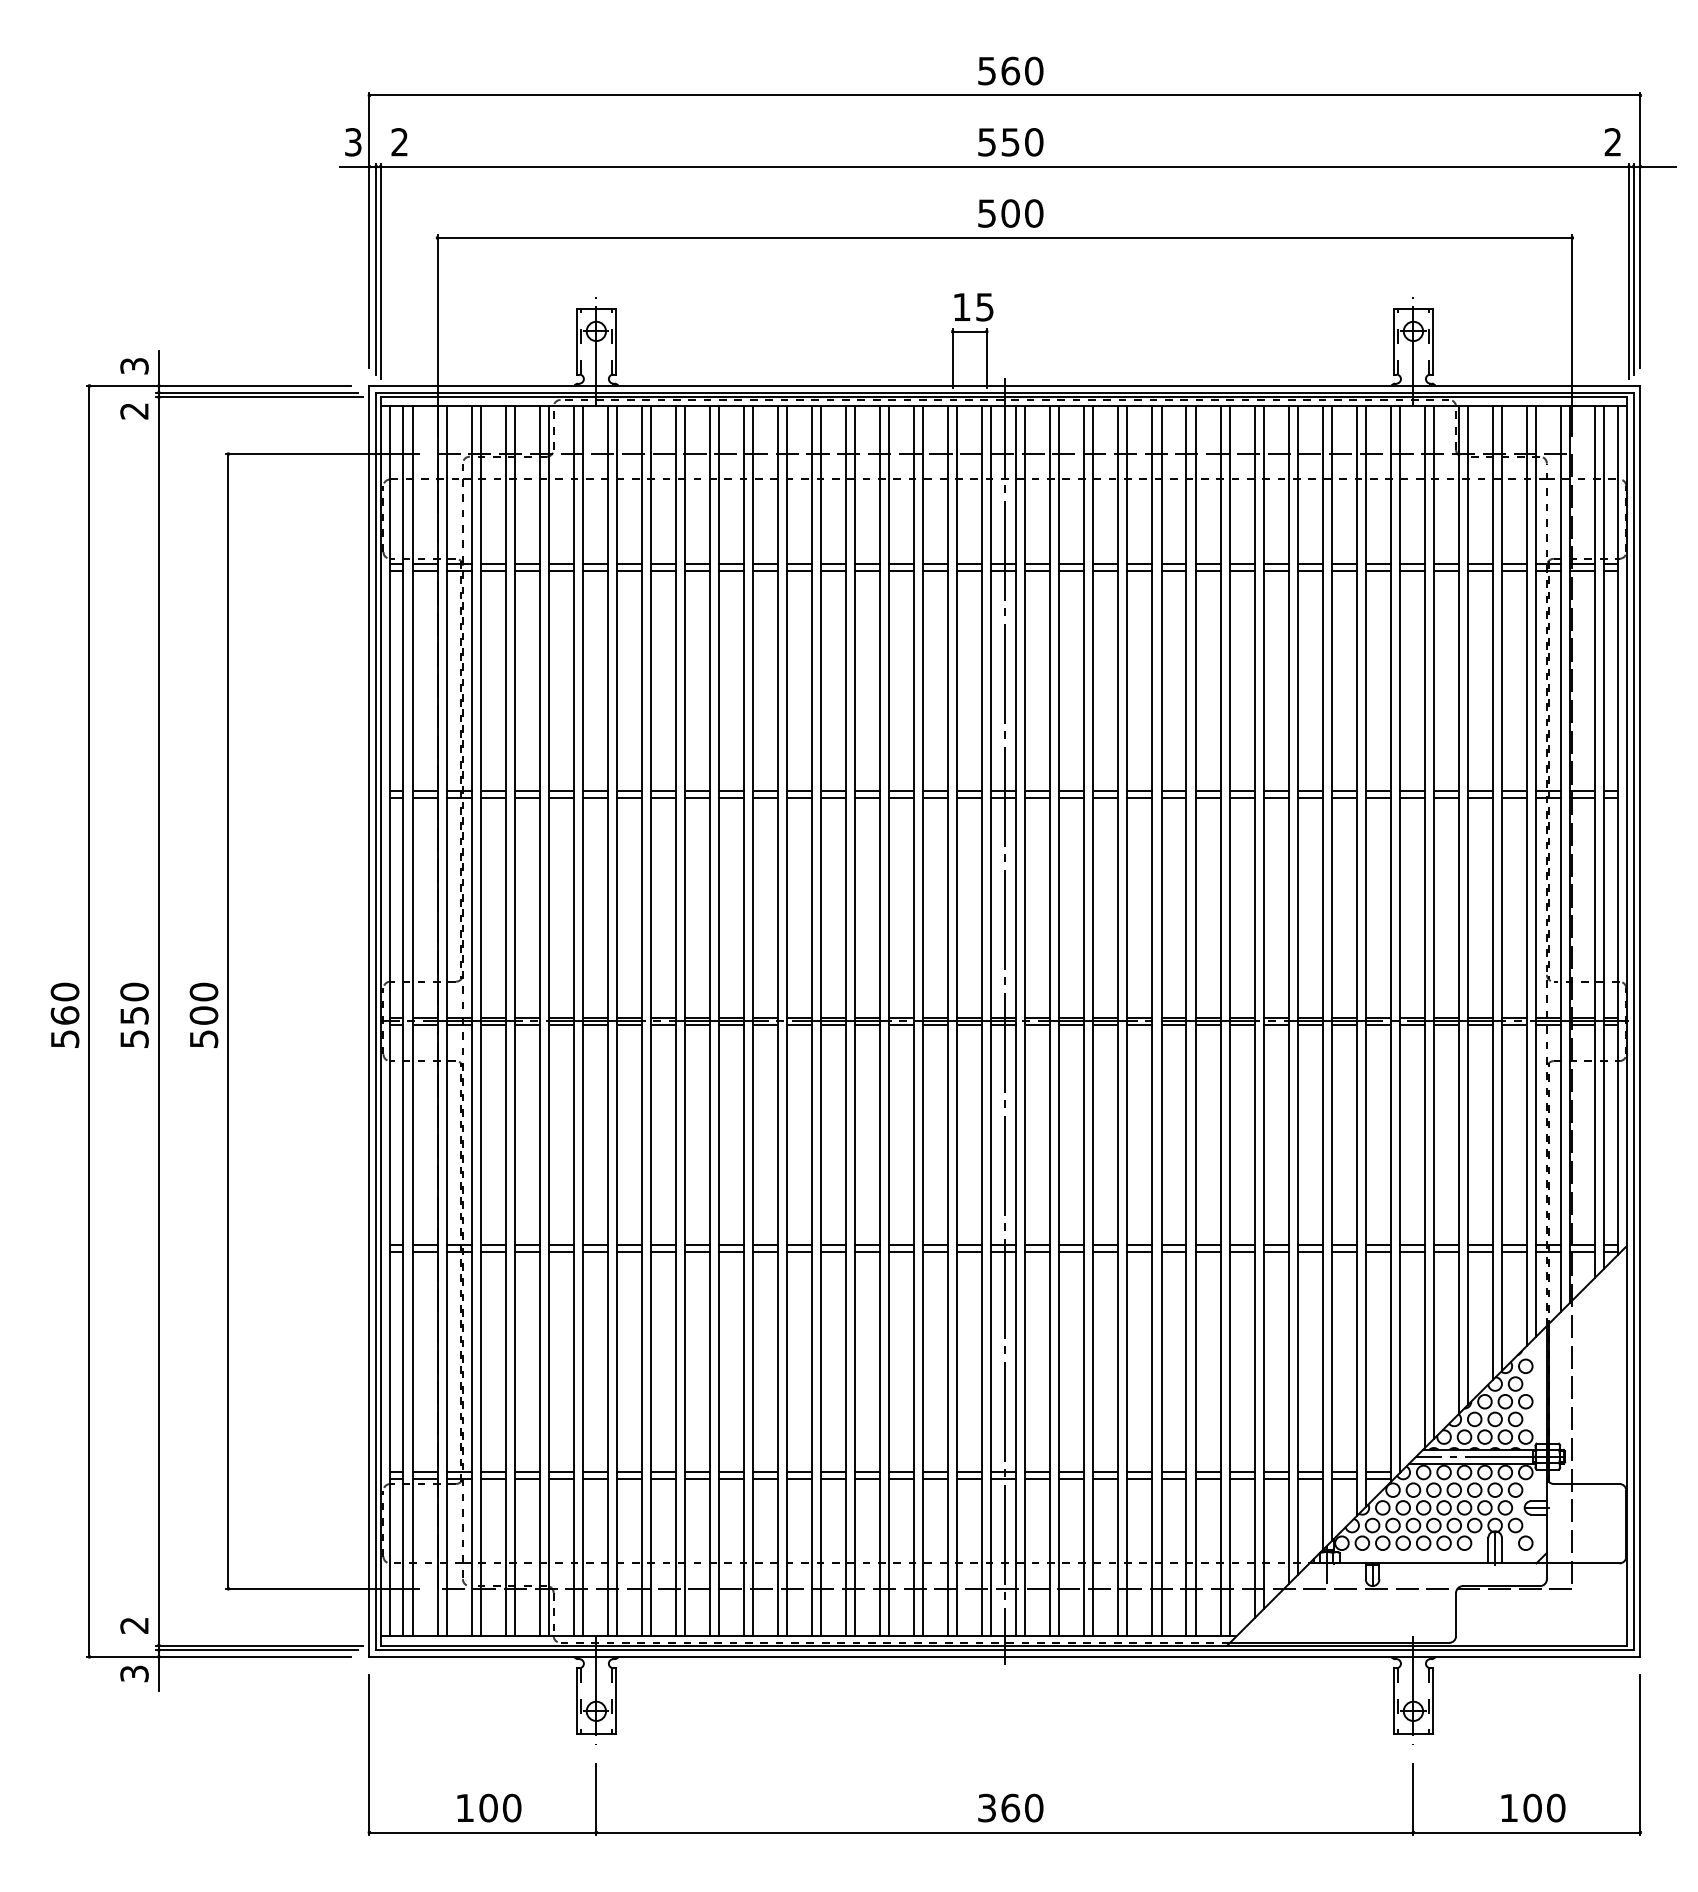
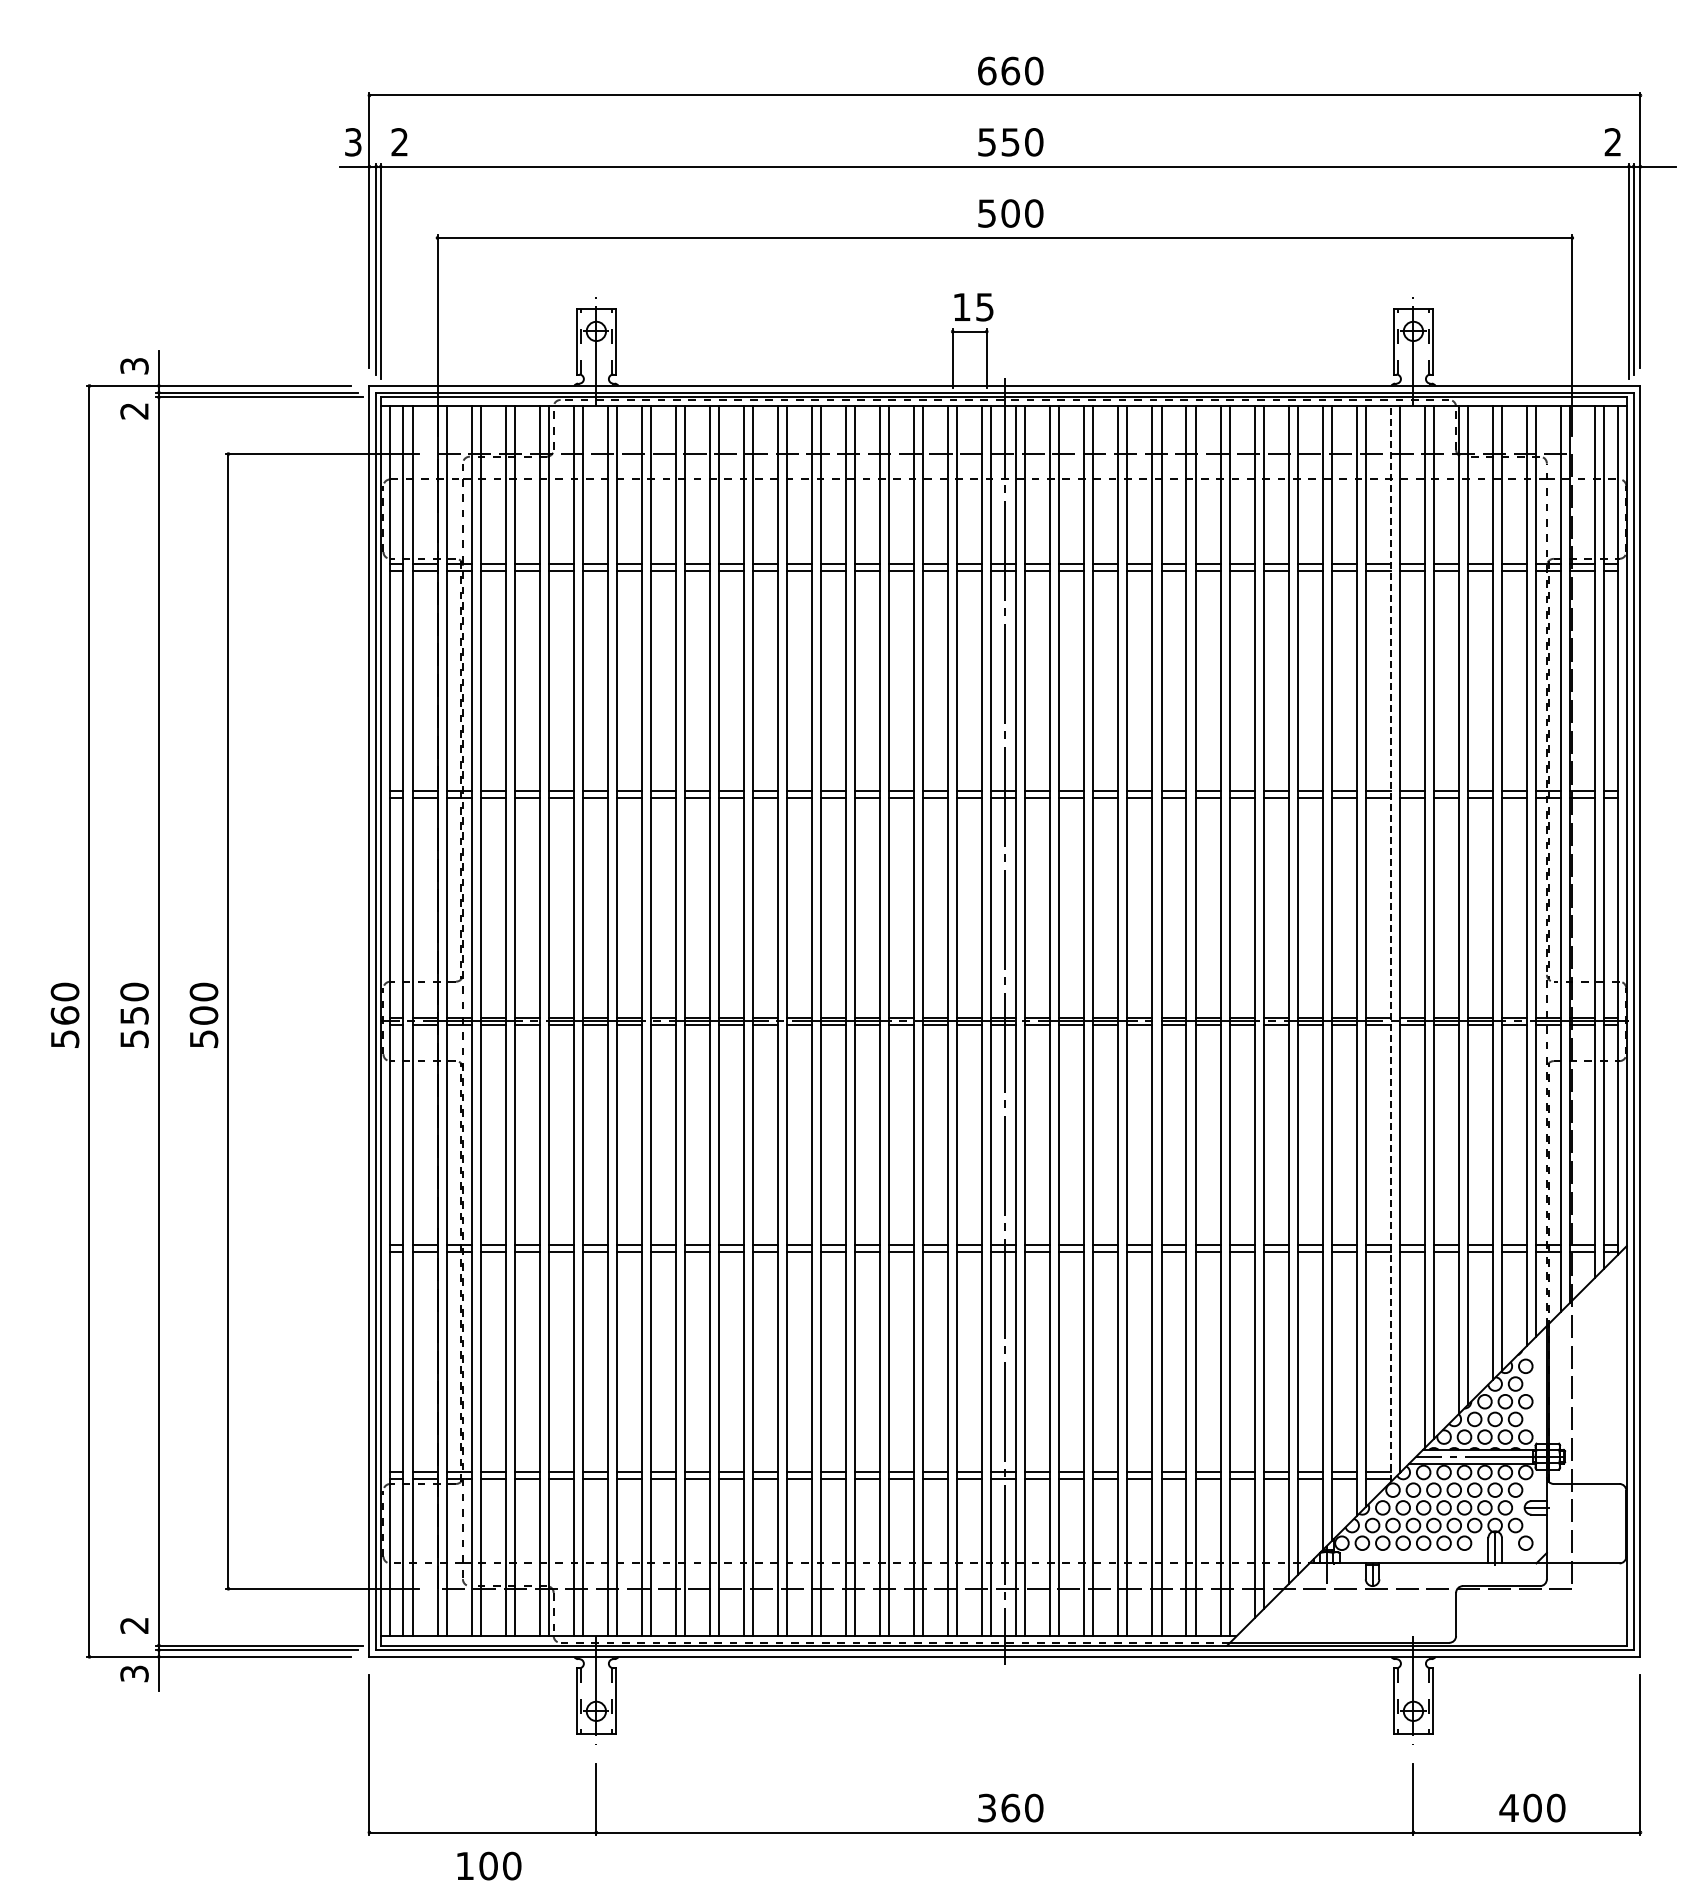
text: 560 -> 660 (987, 70)
line: solid -> dashed (1390, 944)
text position: (489, 1807) -> (489, 1865) (489, 1865)
text: 100 -> 400 (1508, 1807)
